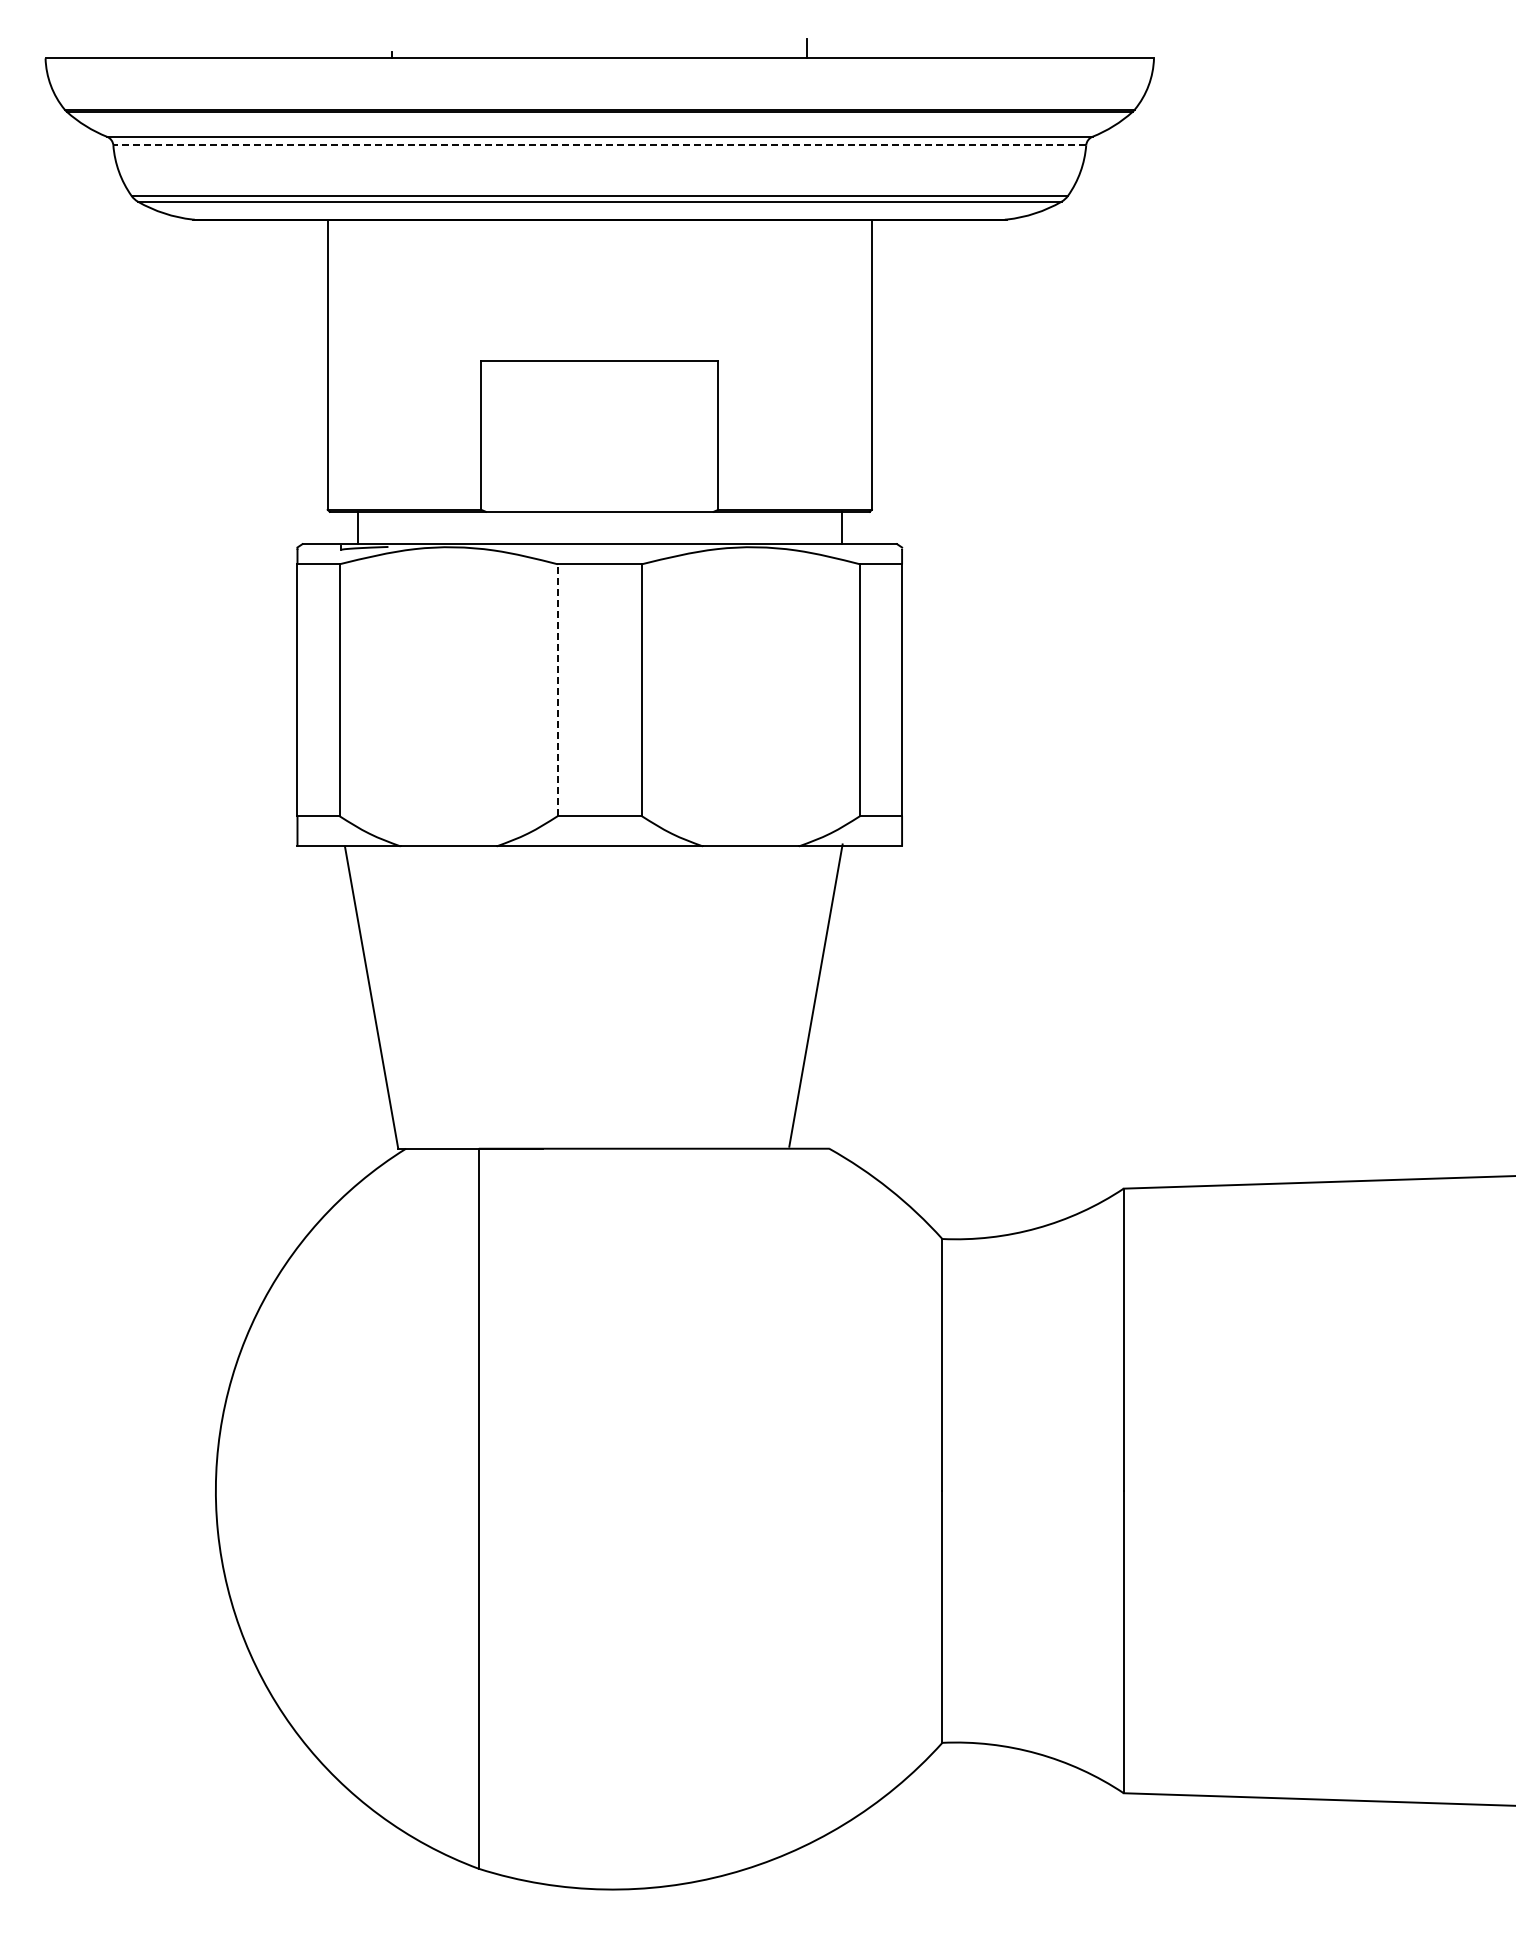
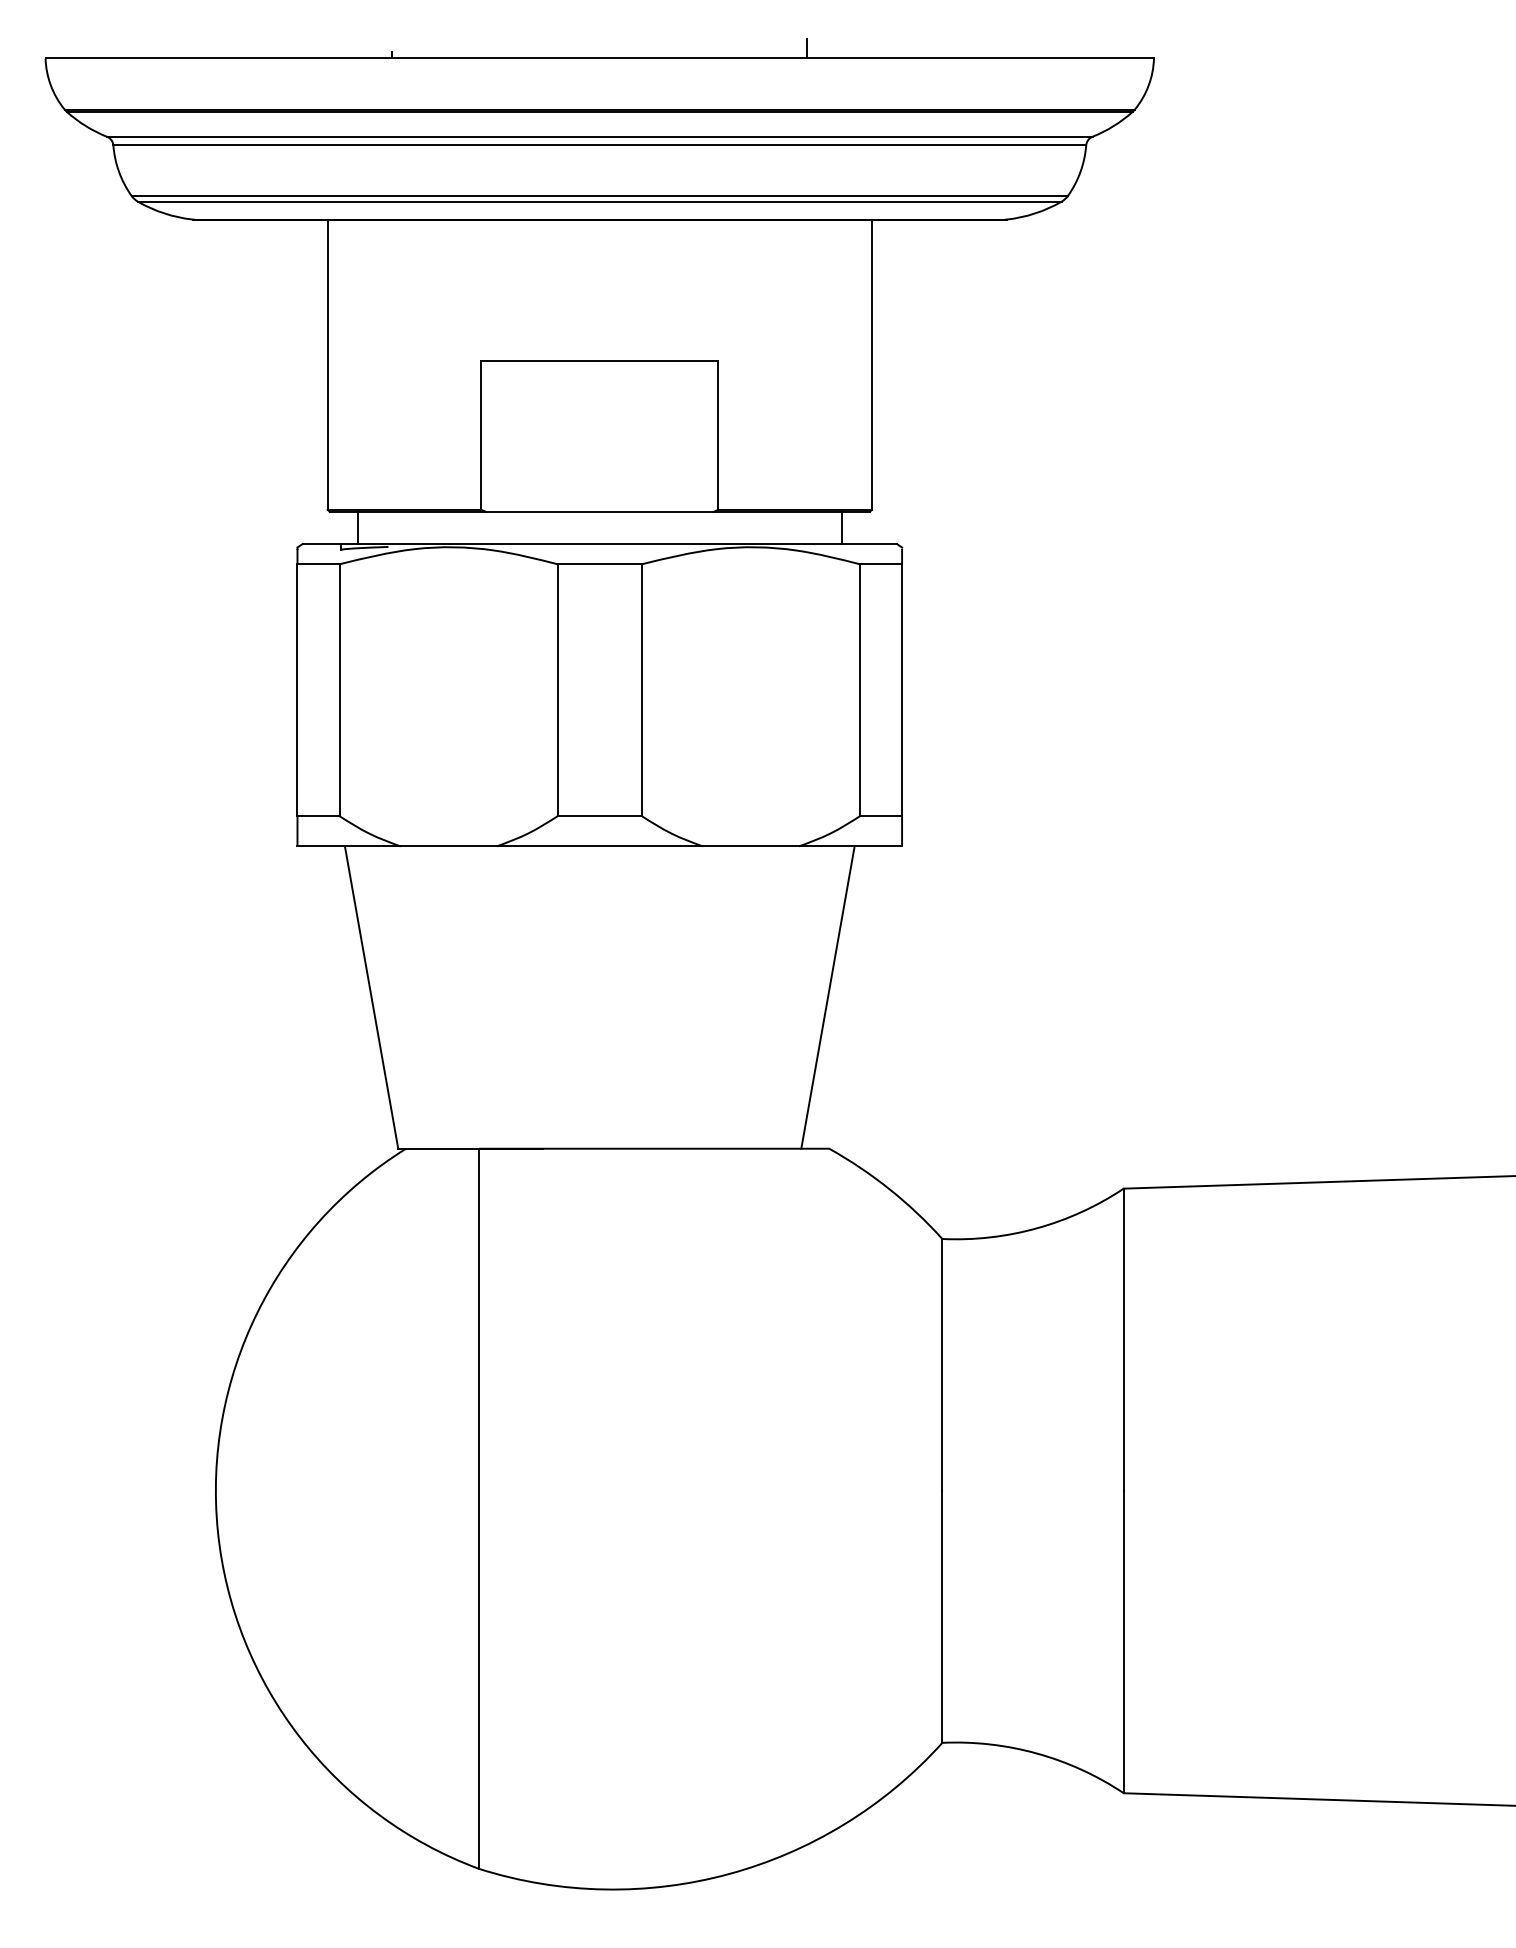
line: dashed -> solid (599, 145)
line: dashed -> solid (557, 690)
line position: (815, 995) -> (827, 997) (827, 997)
